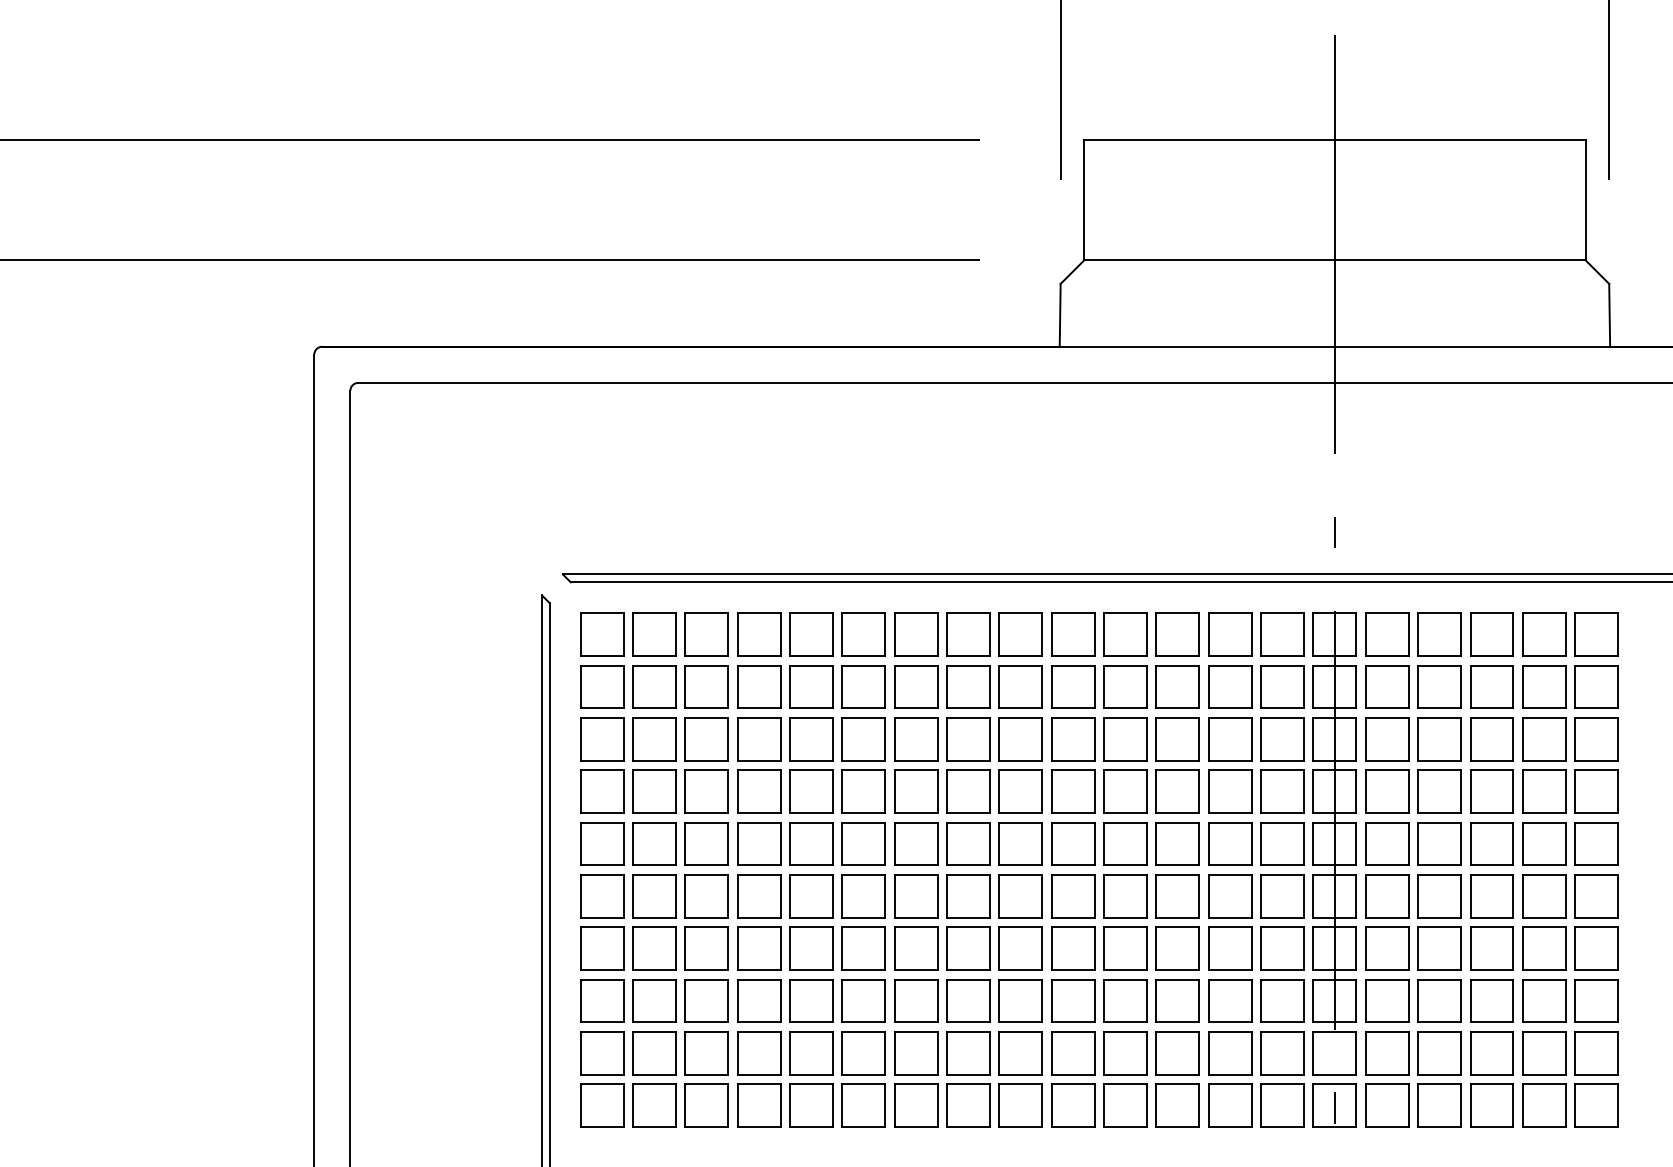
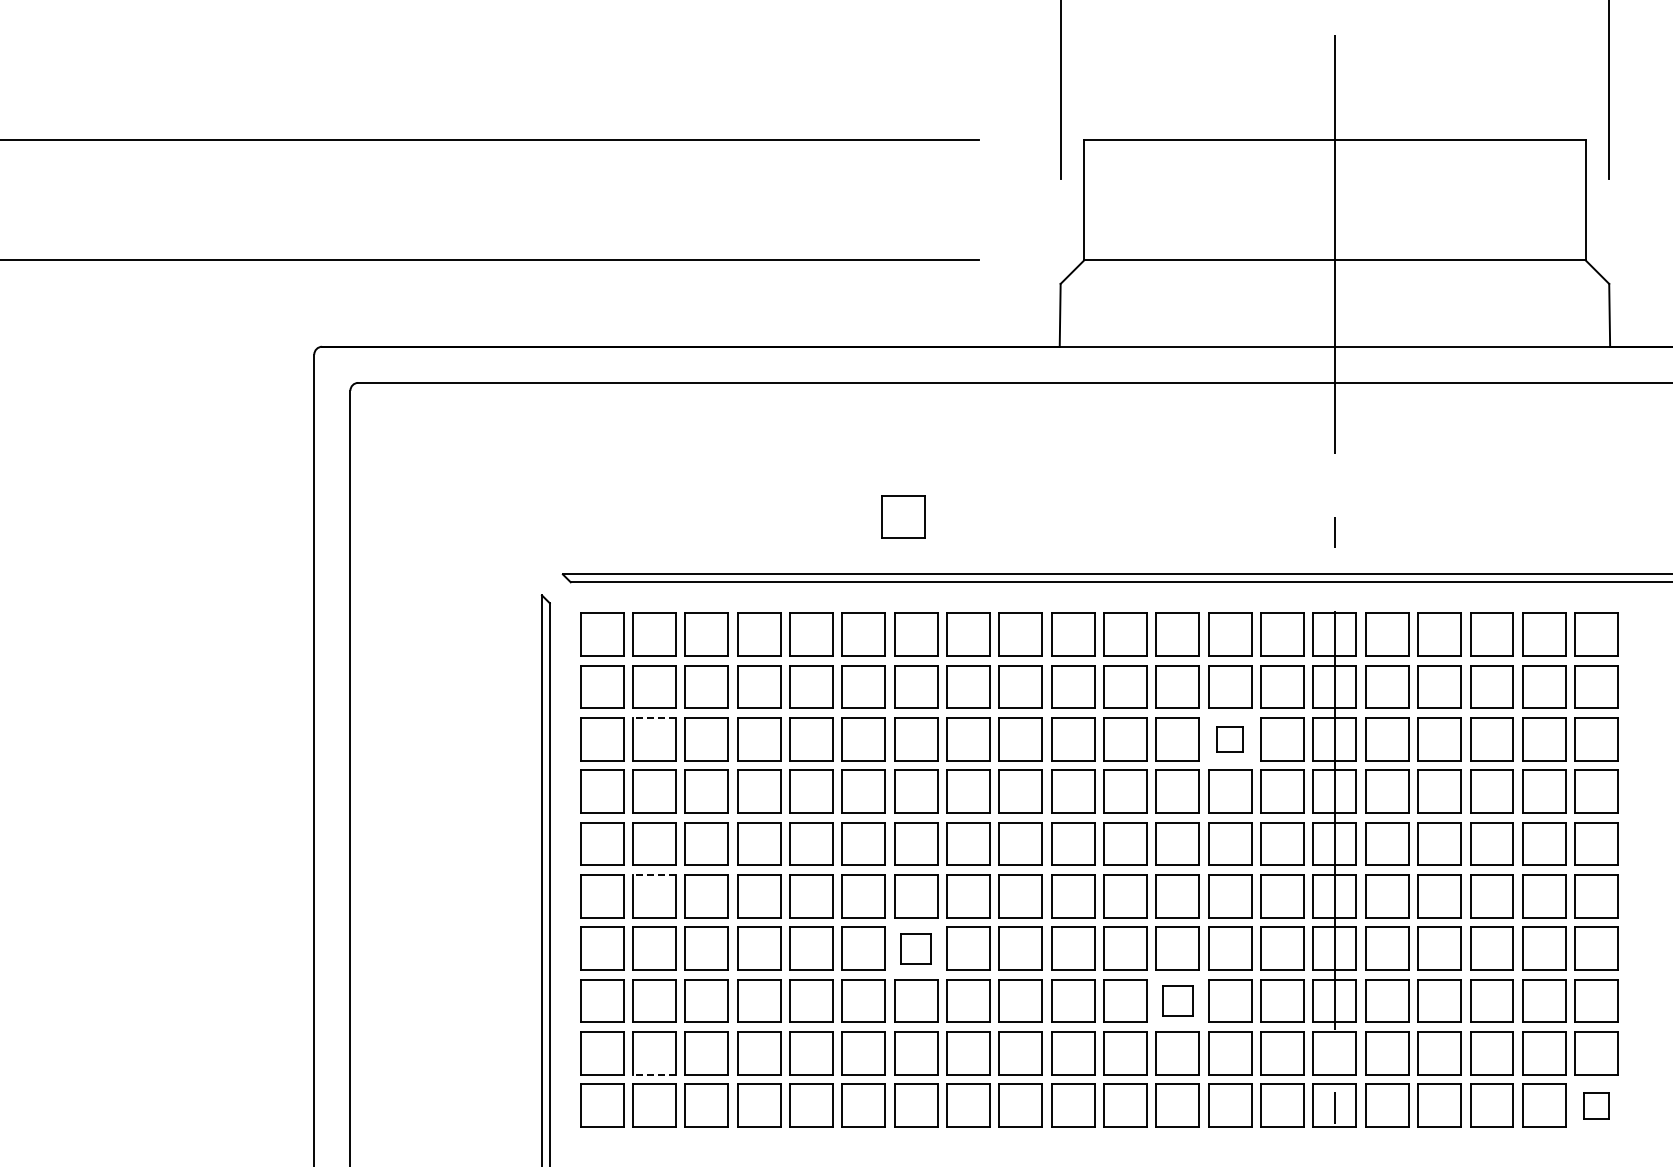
part: none -> present (903, 516)
line: solid -> dashed (654, 717)
part size: 45x45 px -> 28x27 px (1229, 739)
line: solid -> dashed (654, 874)
part size: 45x45 px -> 32x32 px (915, 948)
part size: 45x44 px -> 32x32 px (1177, 1000)
line: solid -> dashed (654, 1074)
part size: 45x45 px -> 27x28 px (1596, 1105)
